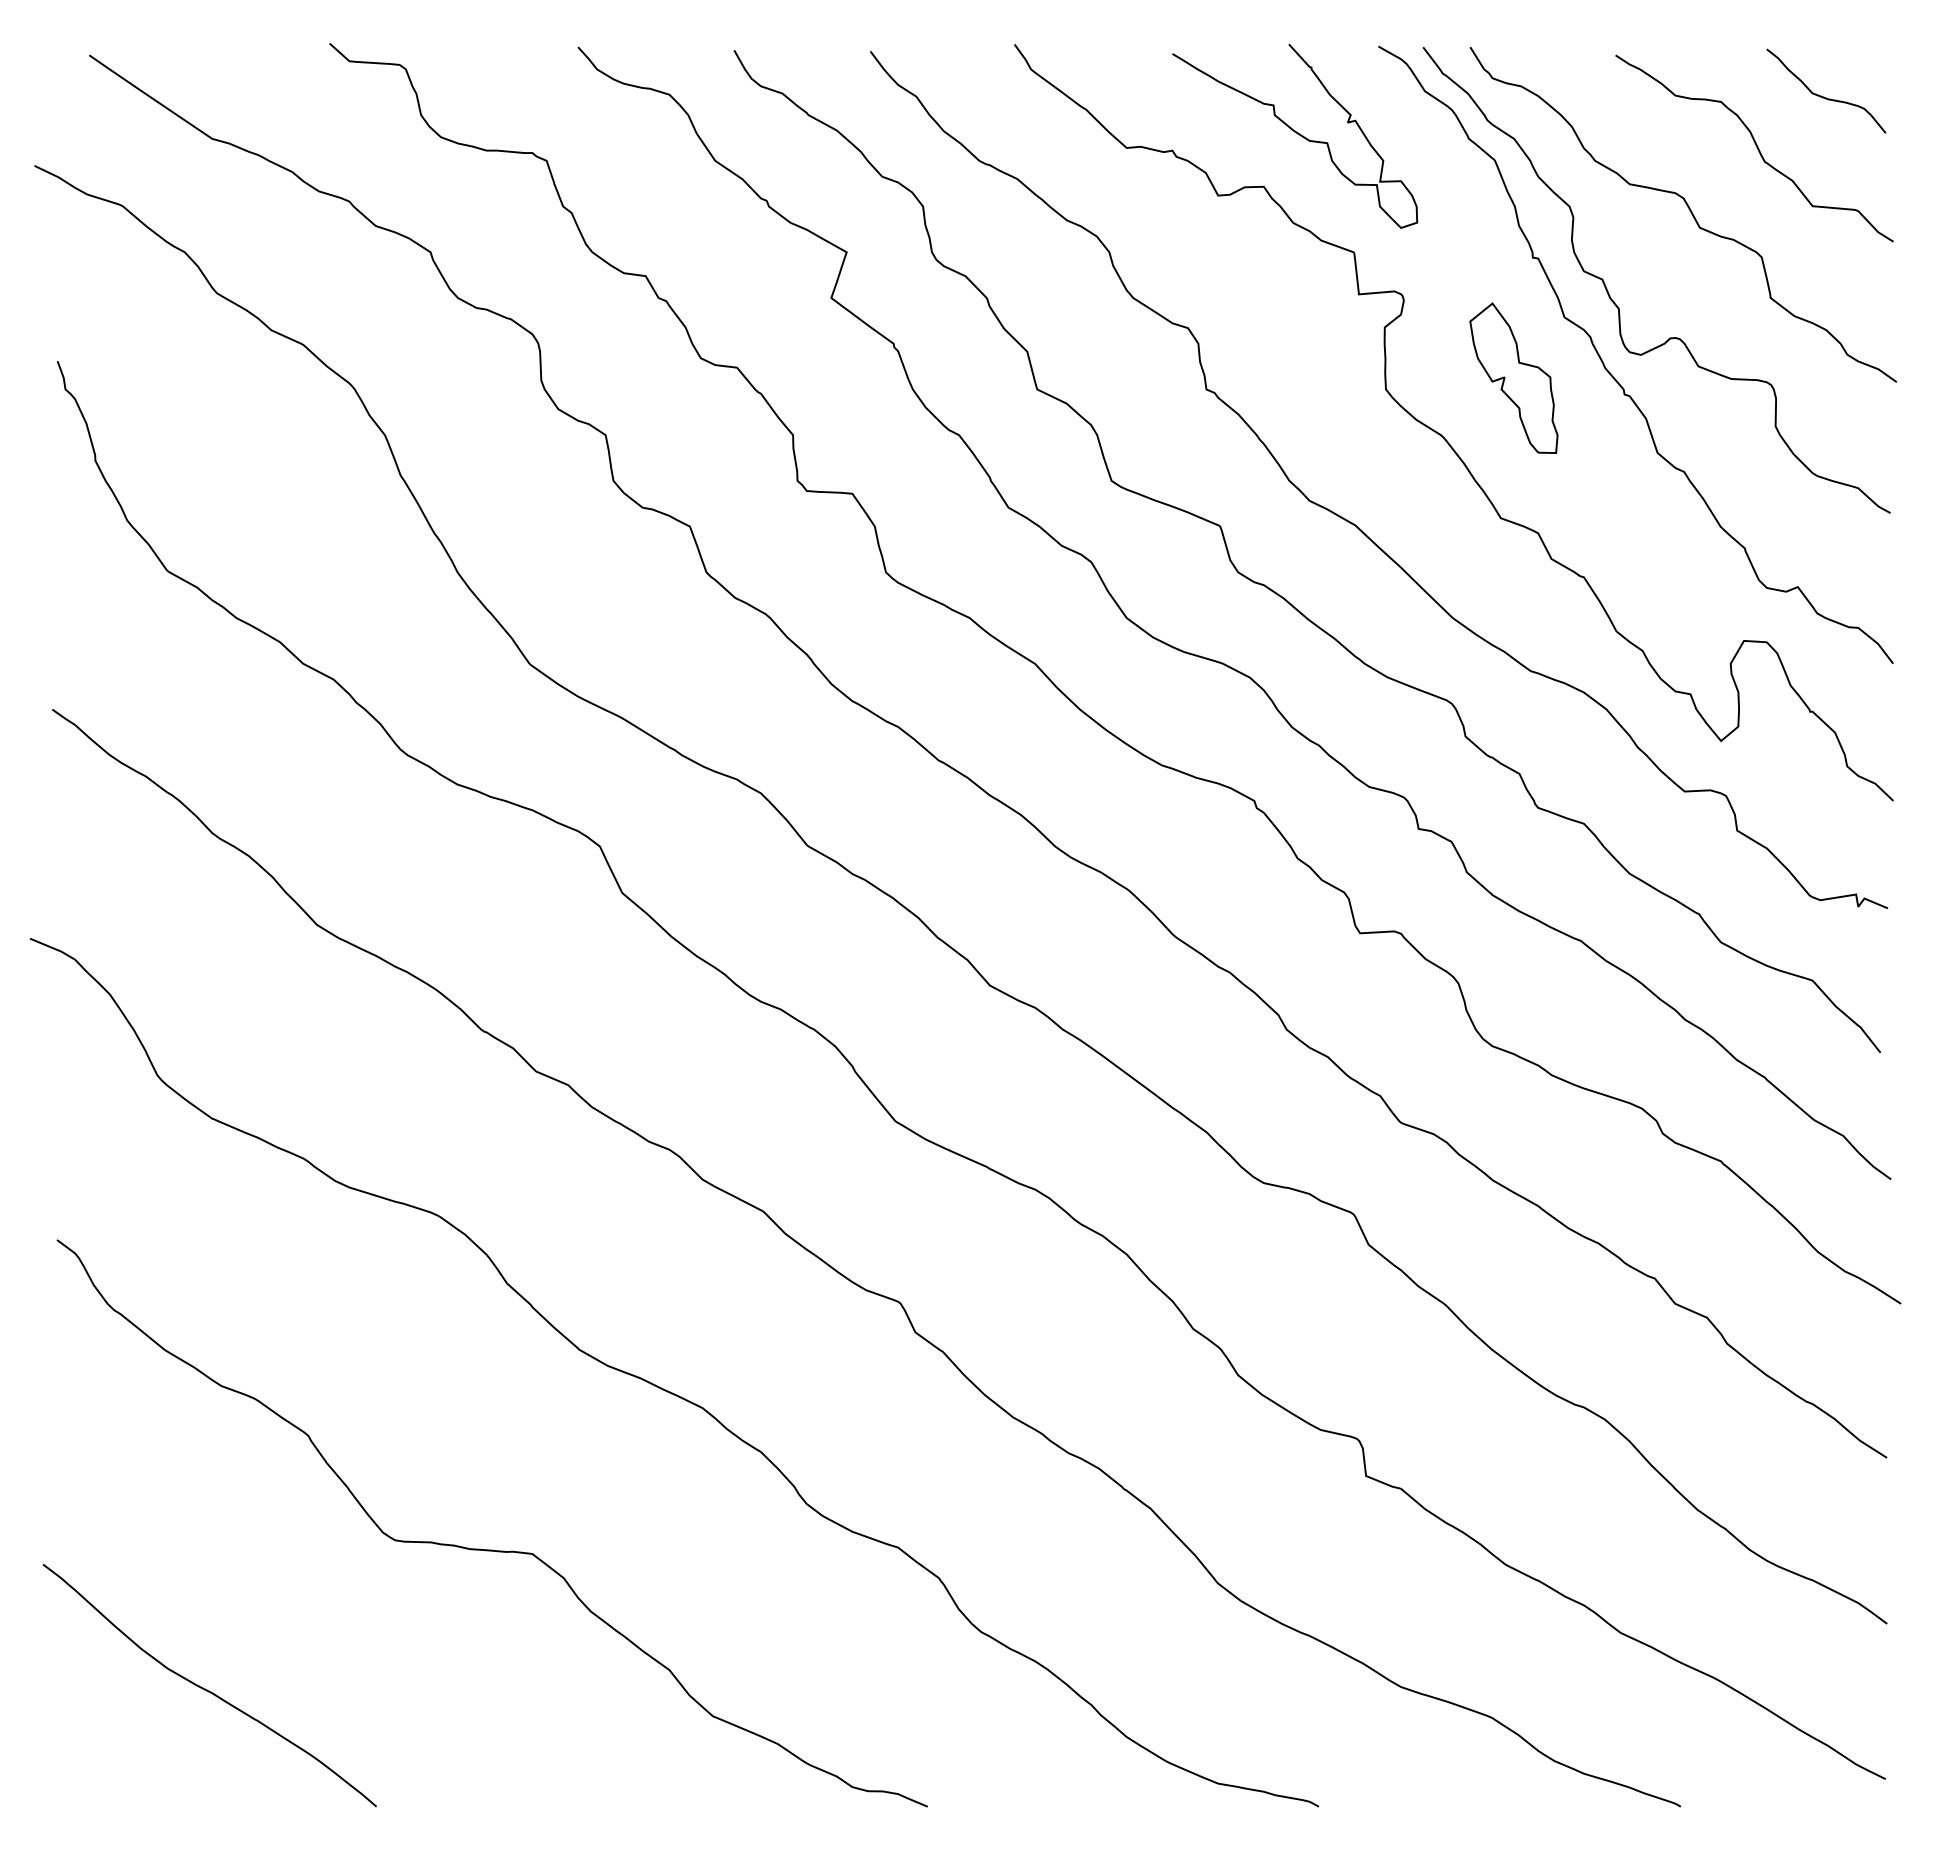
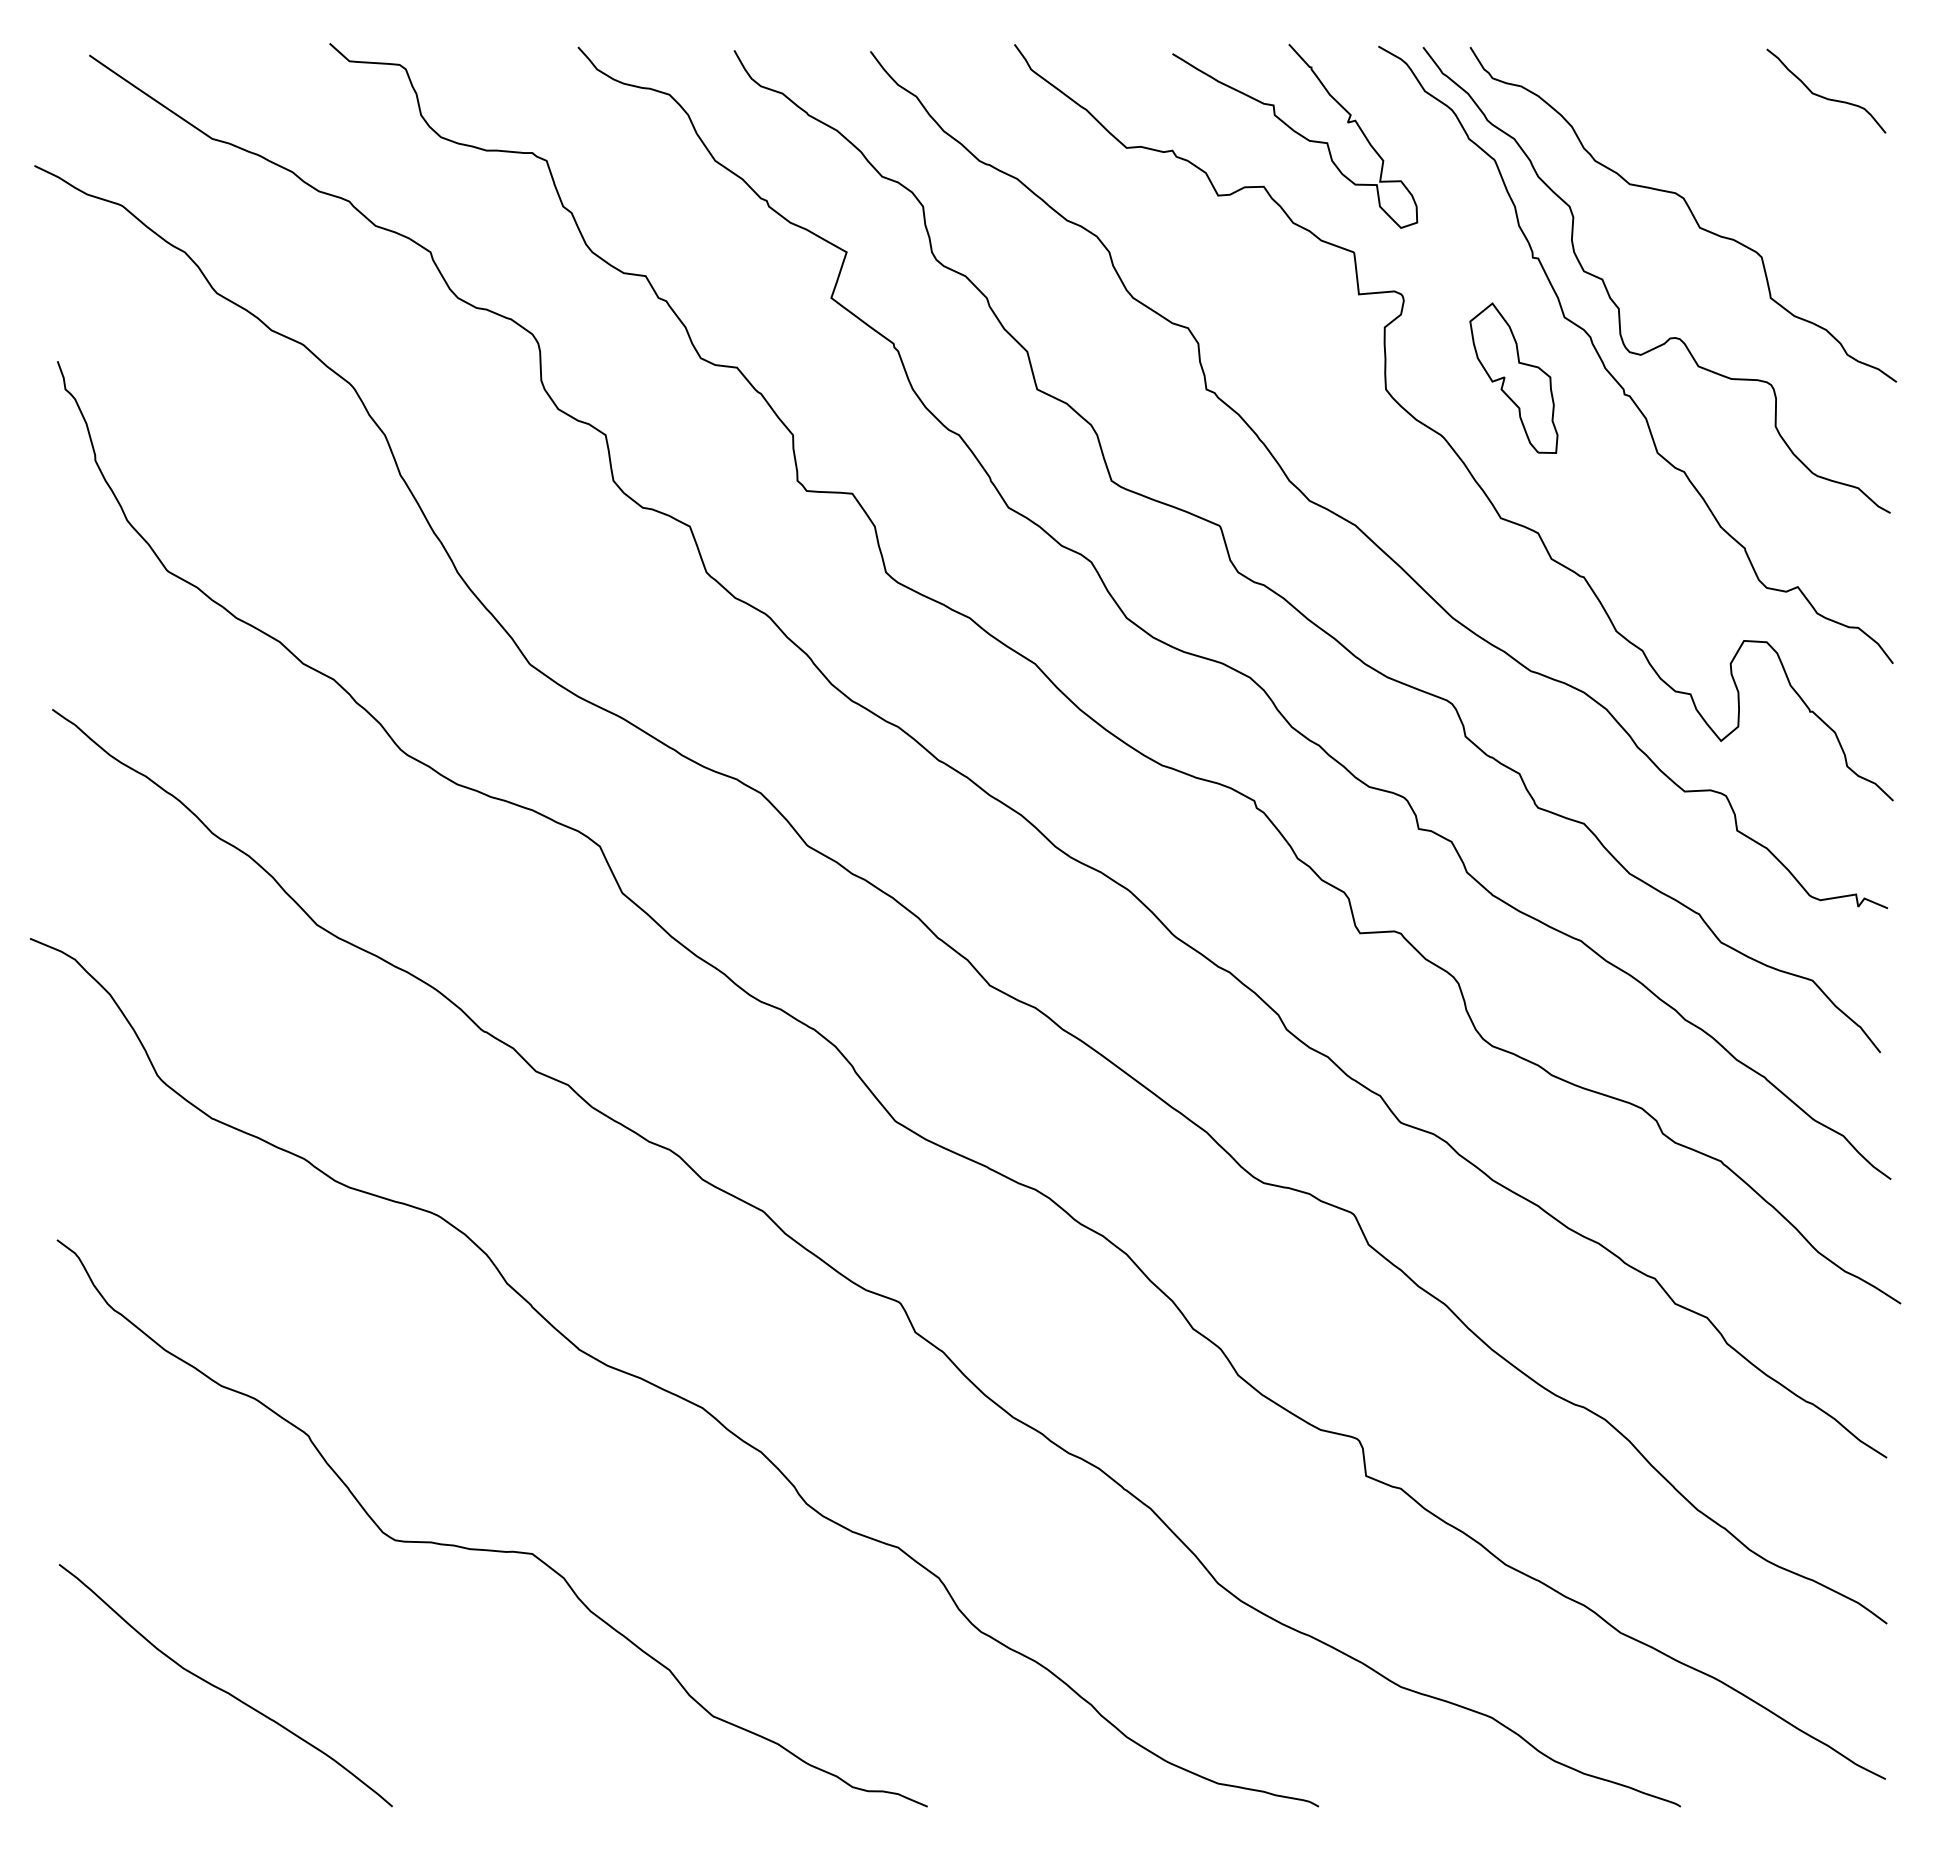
curve: present -> none (1756, 147)
curve position: (207, 1689) -> (223, 1689) (223, 1689)
